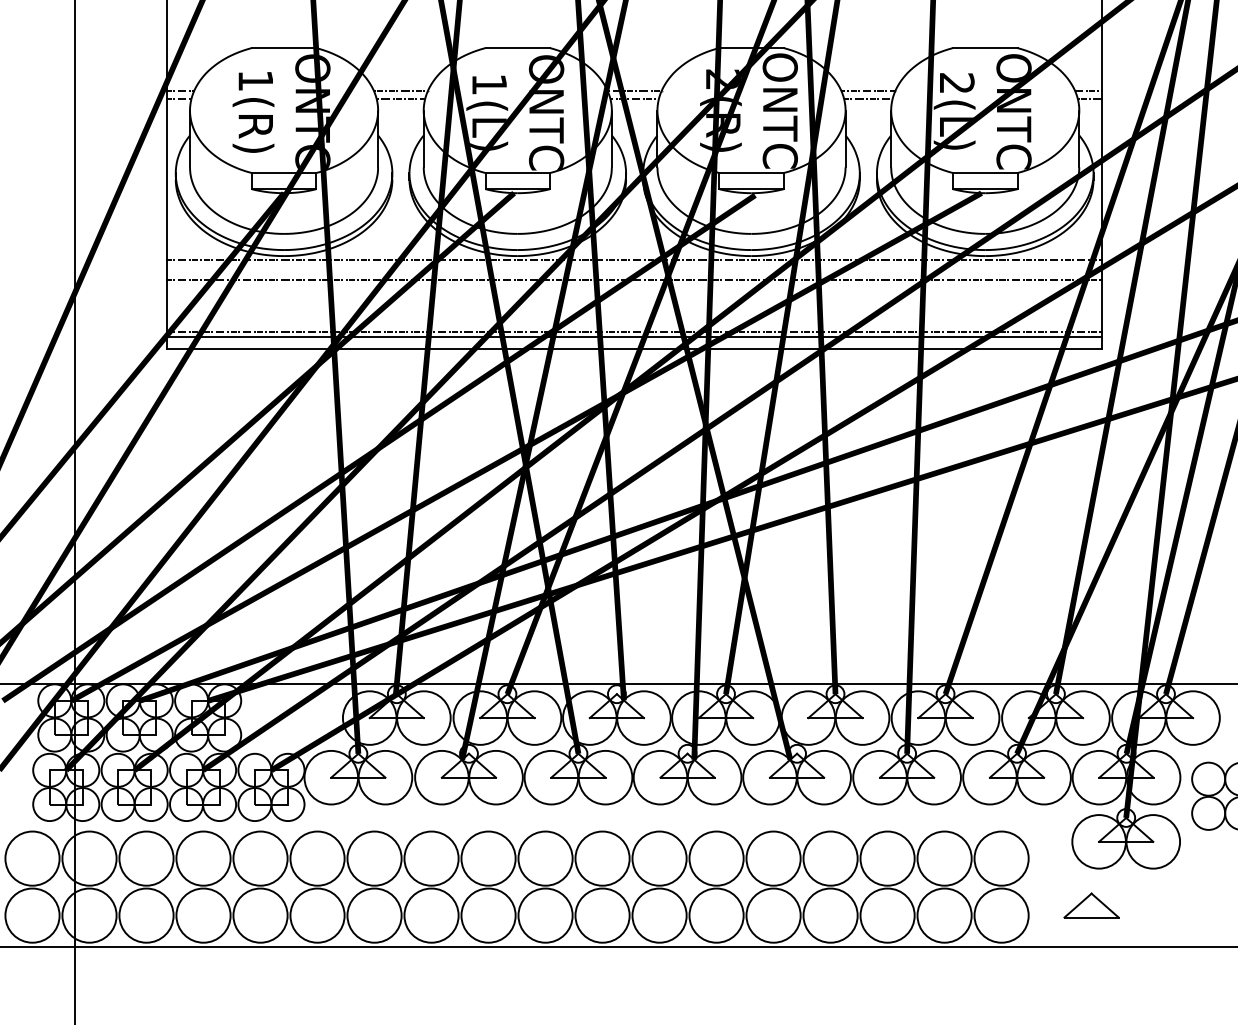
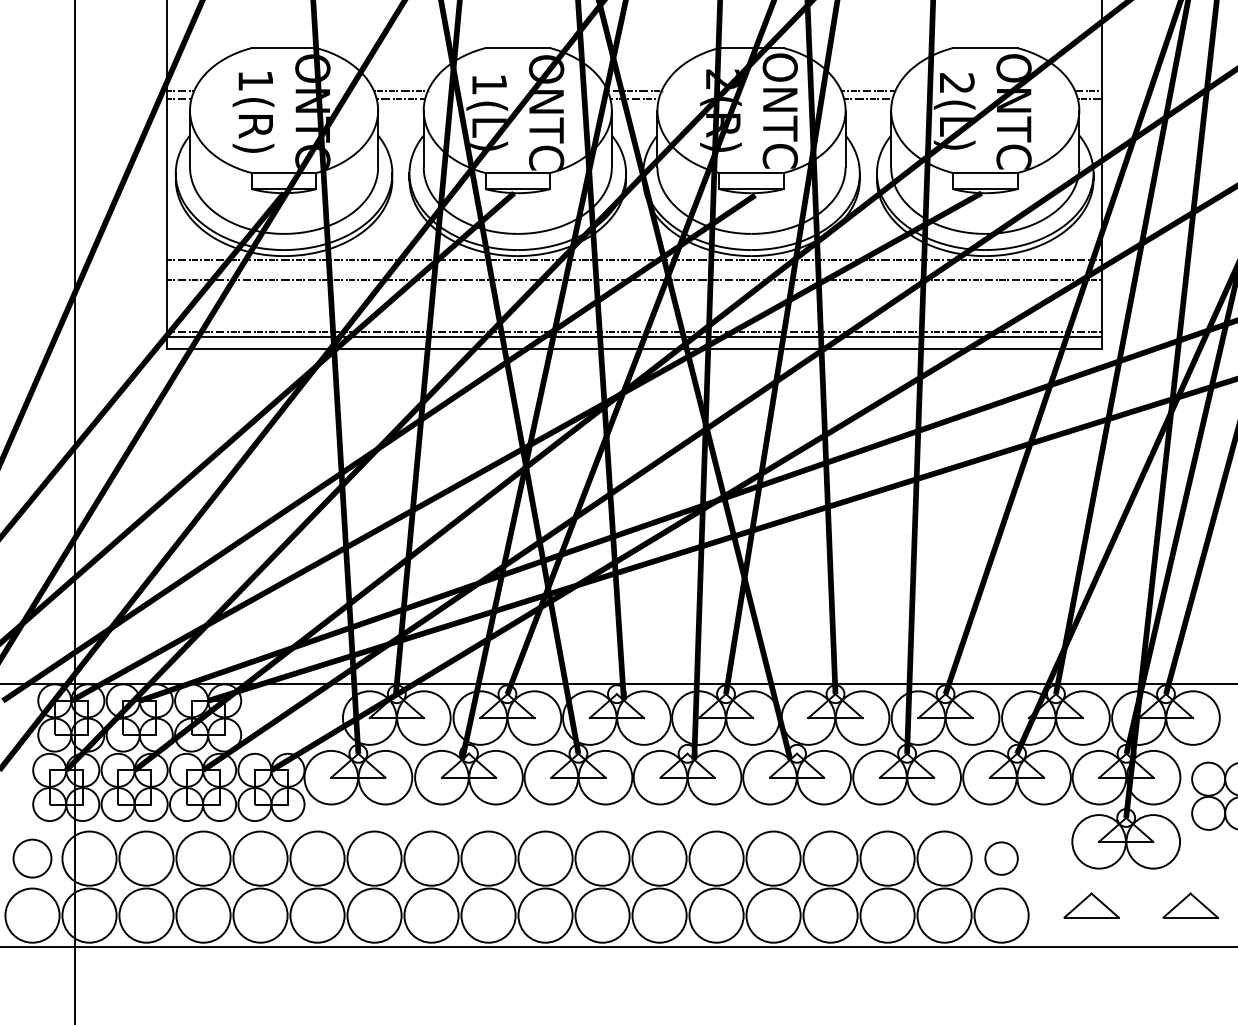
circle diameter: 54 px -> 38 px (32, 858)
circle diameter: 54 px -> 32 px (1001, 858)
part: none -> present (1190, 905)
